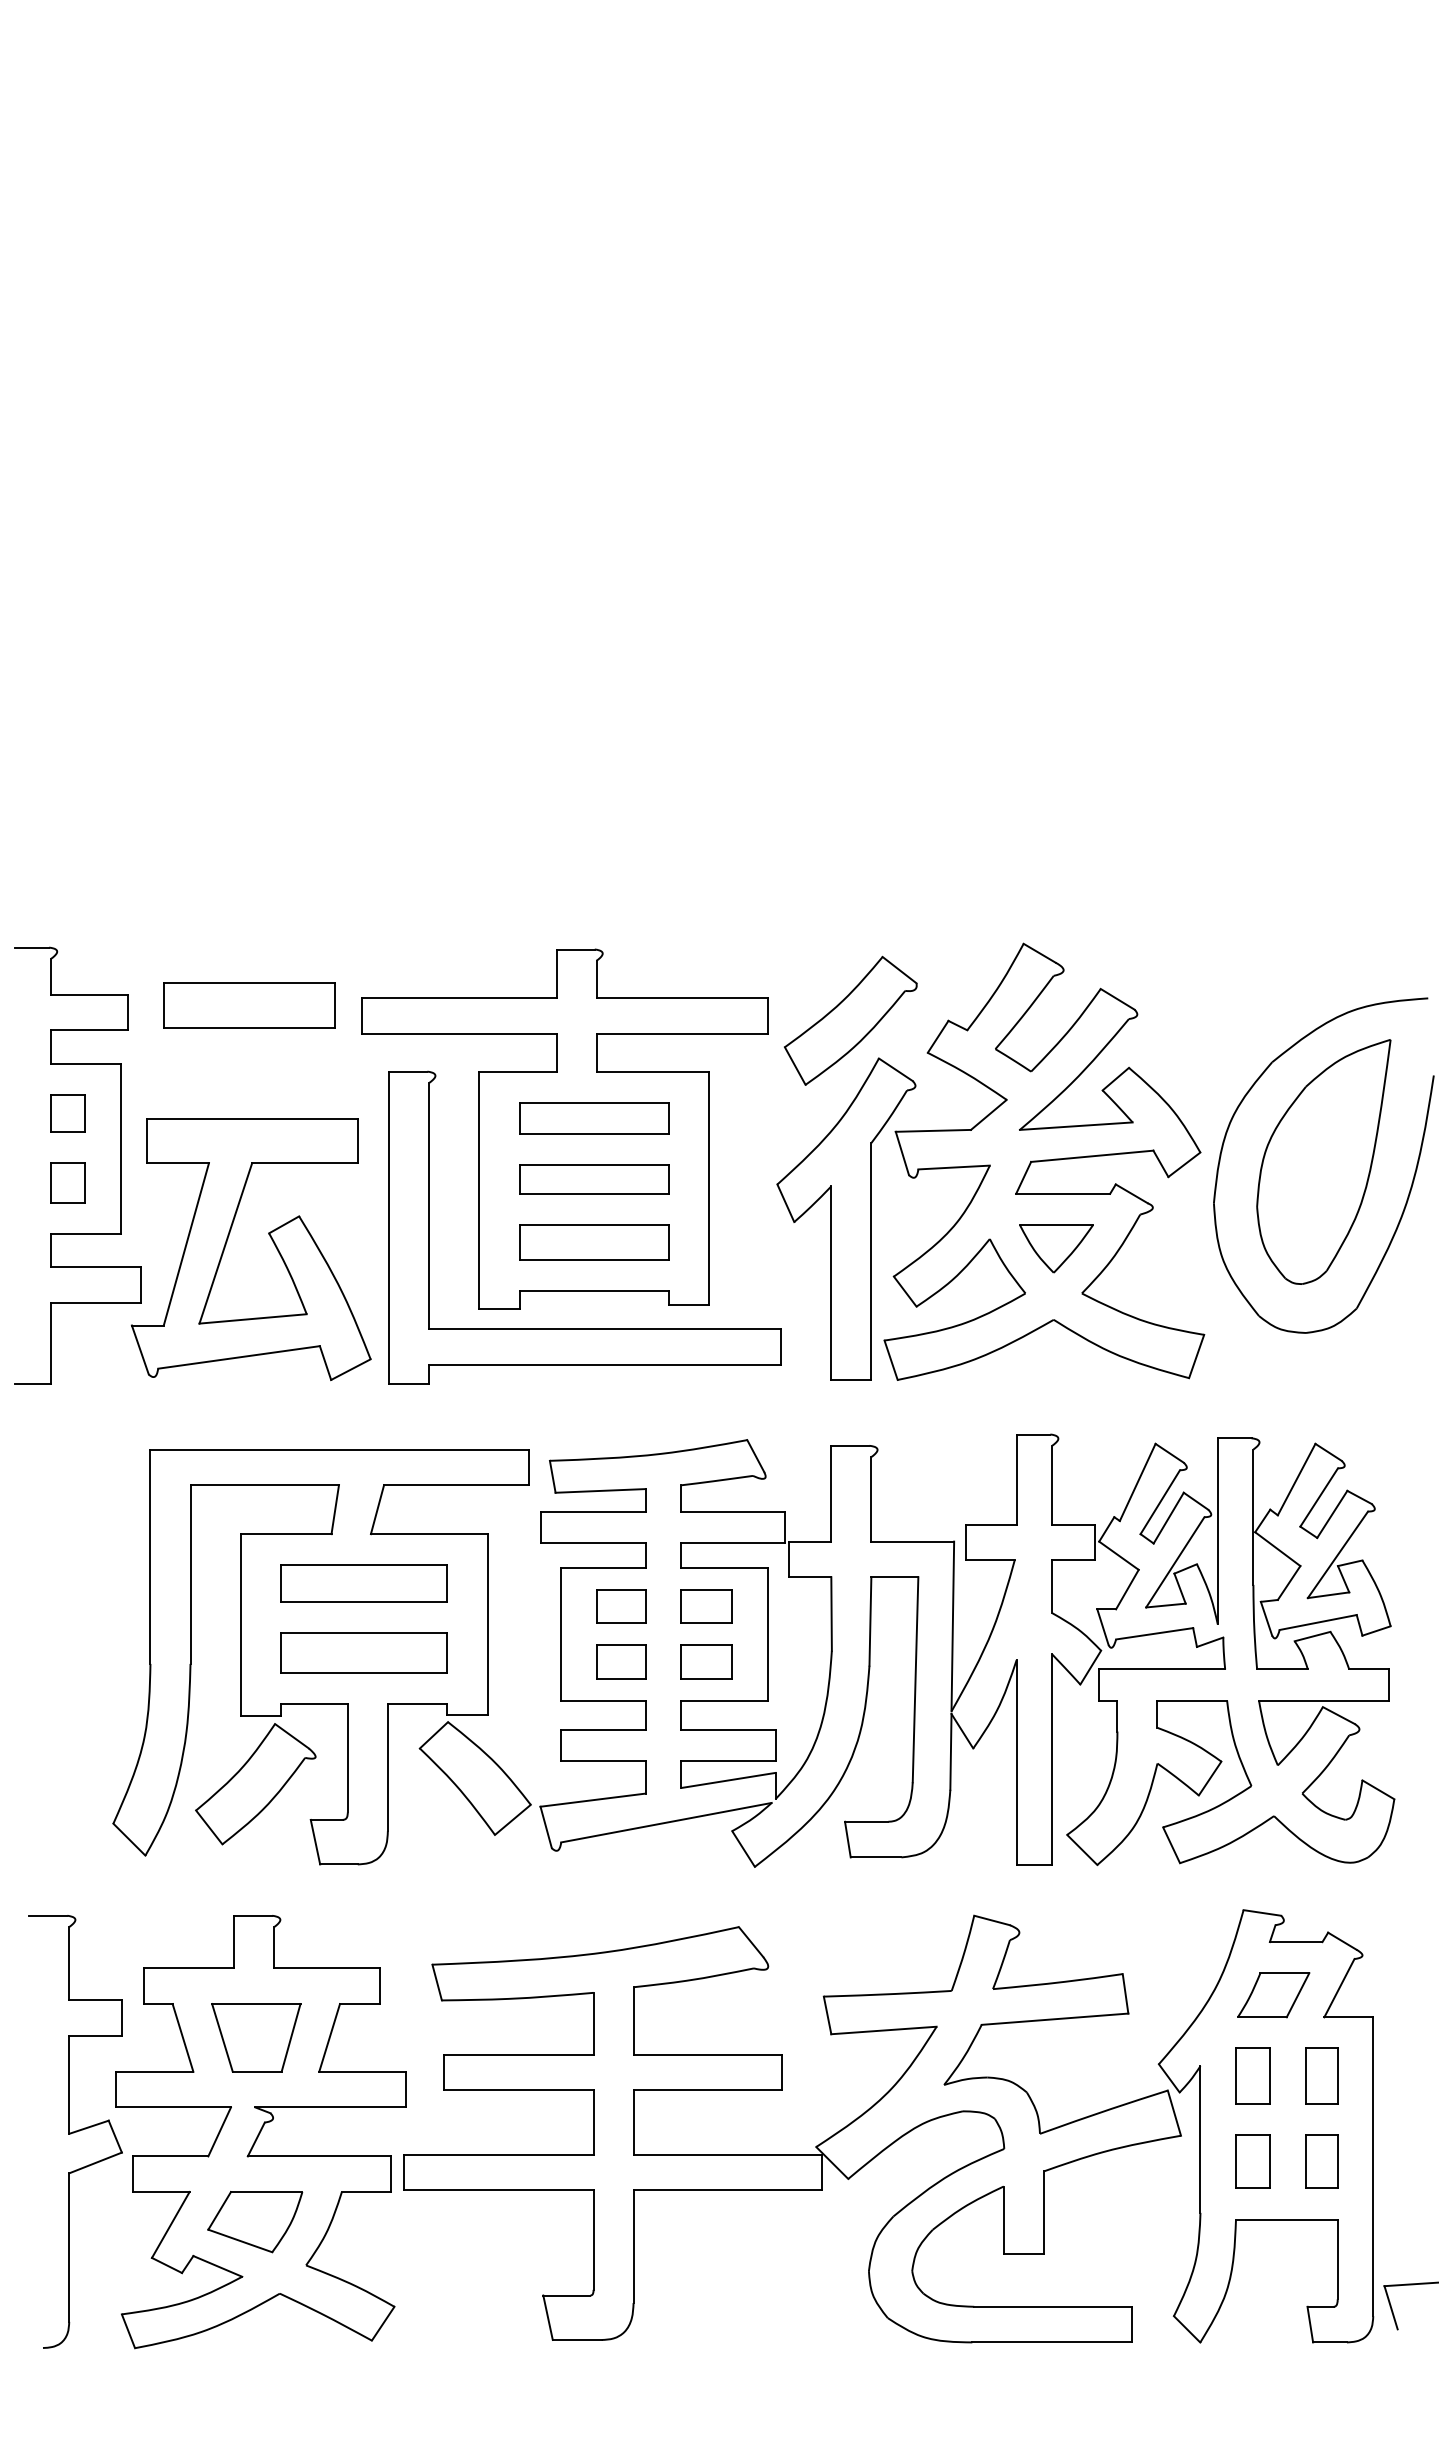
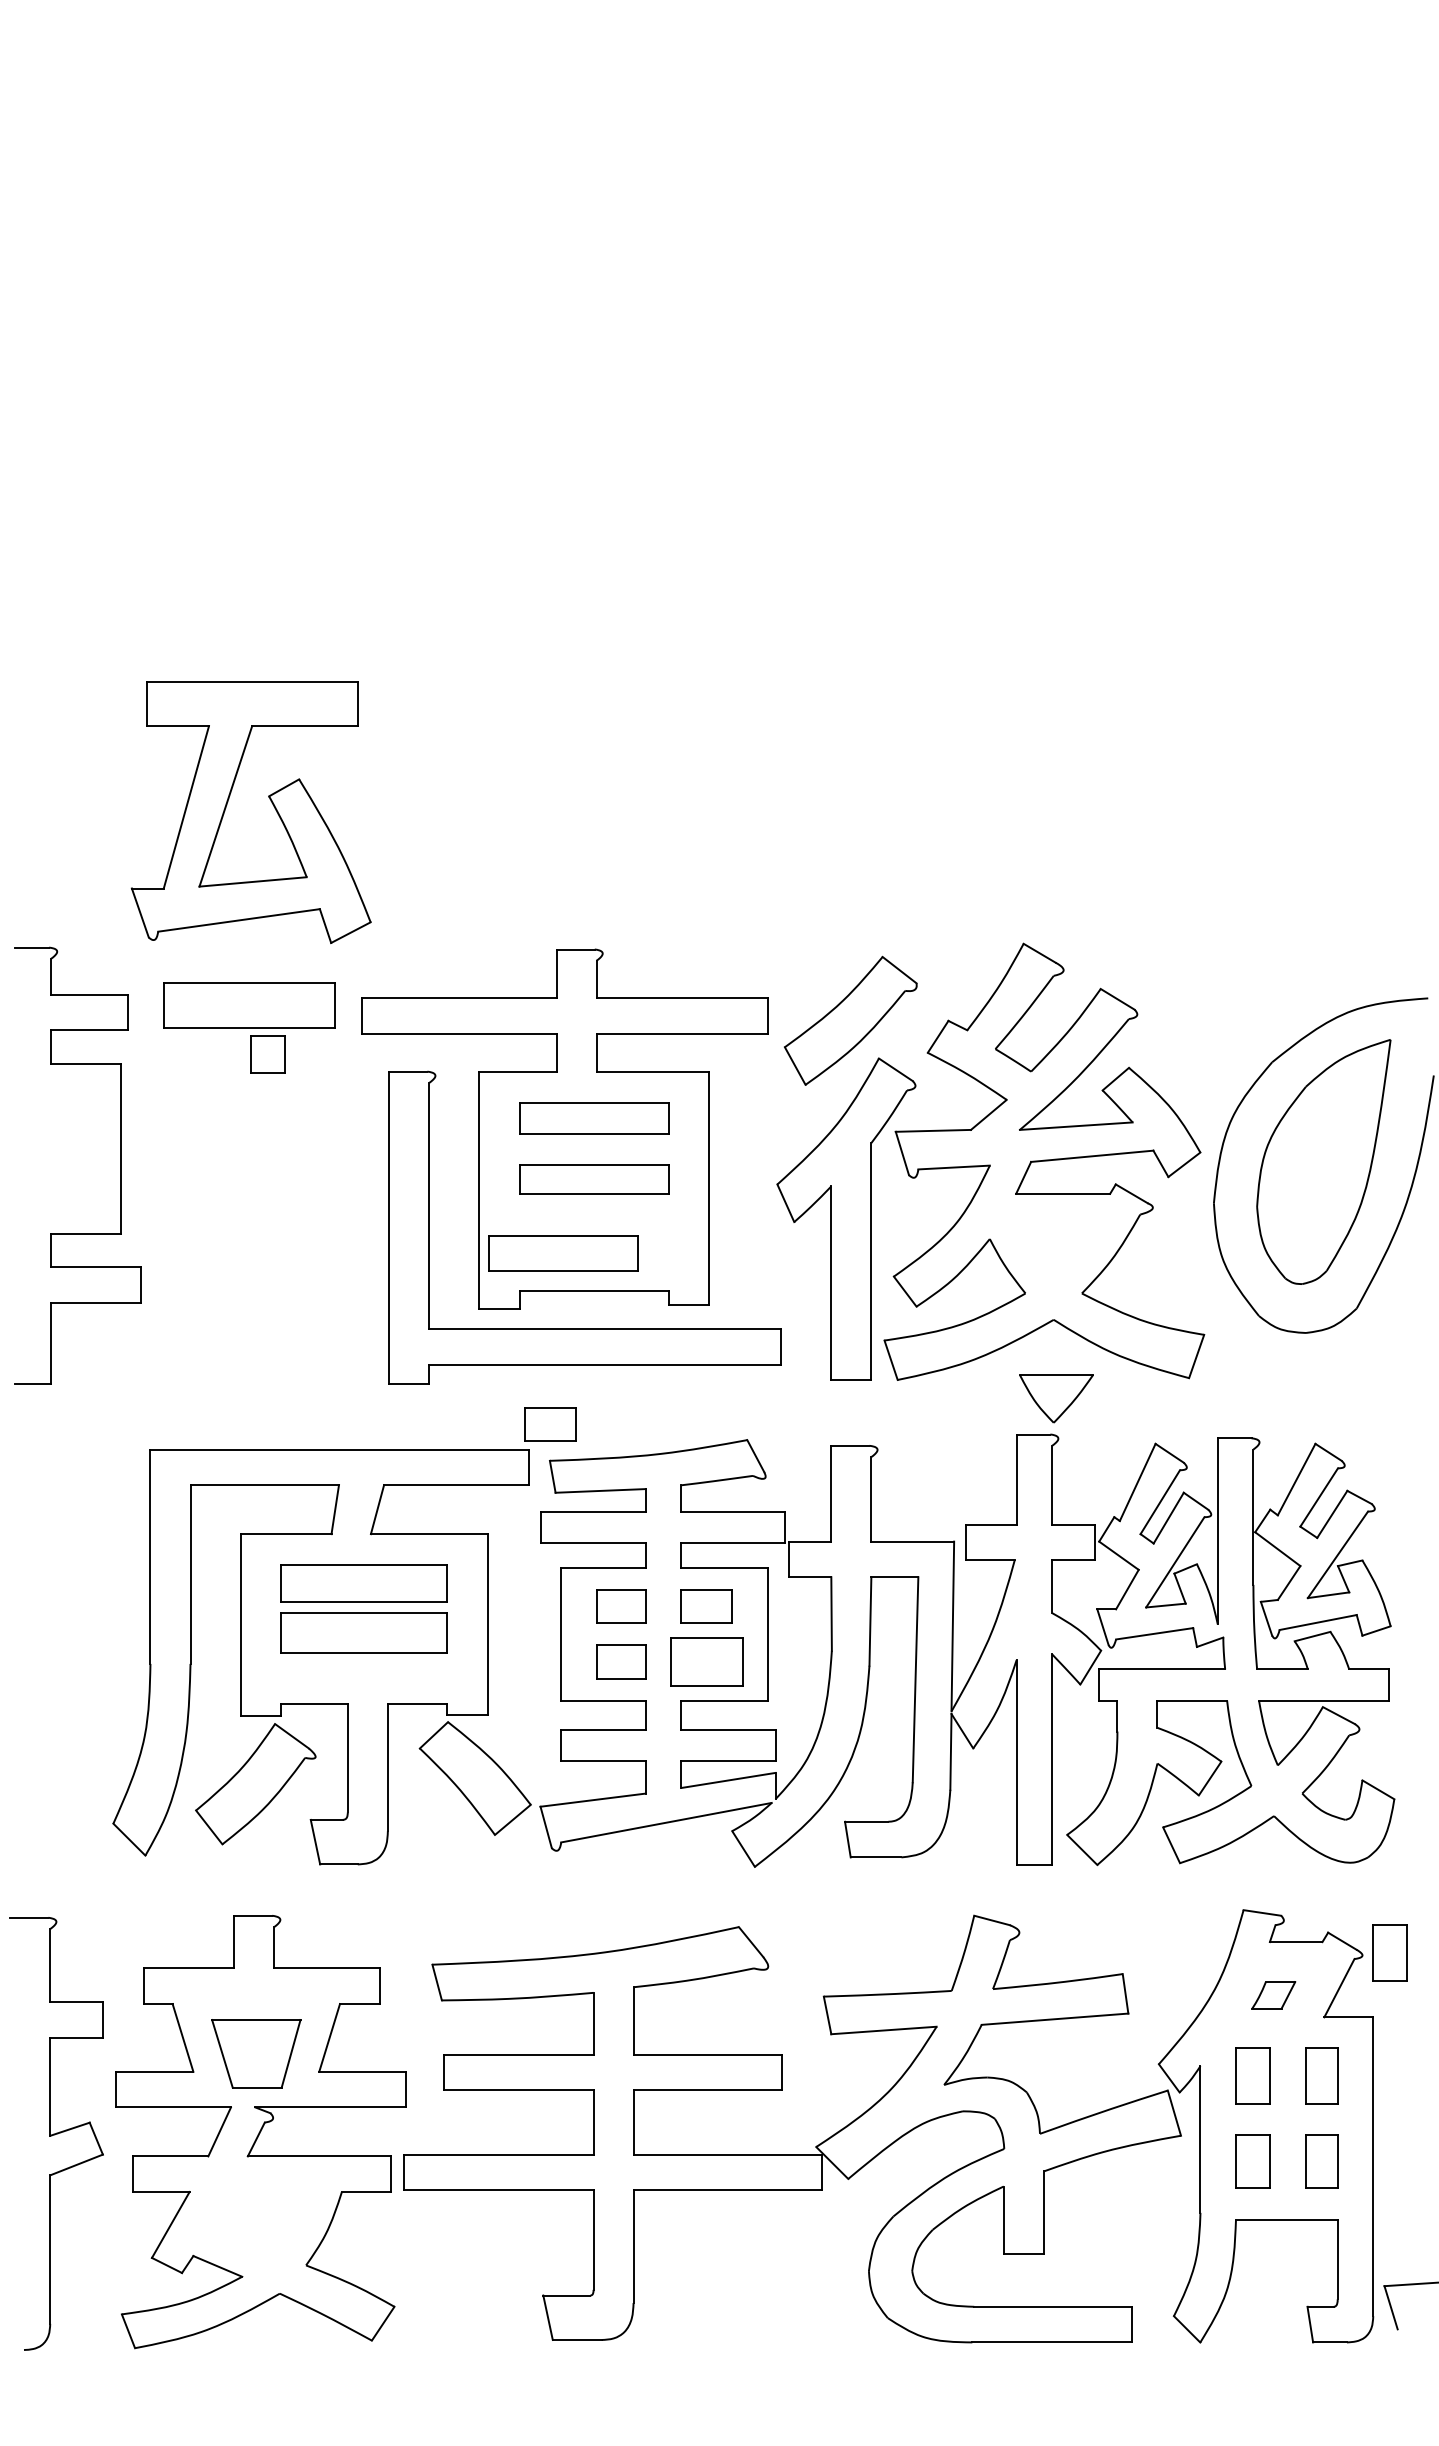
part position: (67, 1113) -> (267, 1054) (267, 1054)
part: present -> none (67, 1182)
part position: (270, 1238) -> (270, 801) (270, 801)
part position: (594, 1242) -> (563, 1253) (563, 1253)
part position: (1056, 1248) -> (1056, 1398) (1056, 1398)
part: none -> present (550, 1424)
part position: (363, 1652) -> (363, 1632) (363, 1632)
part size: 53x36 px -> 74x50 px (706, 1661)
part: none -> present (1389, 1952)
part size: 74x47 px -> 46x29 px (1273, 1995)
part position: (256, 2037) -> (256, 2053) (256, 2053)
part position: (75, 2131) -> (56, 2133) (56, 2133)
part: present -> none (255, 2222)
